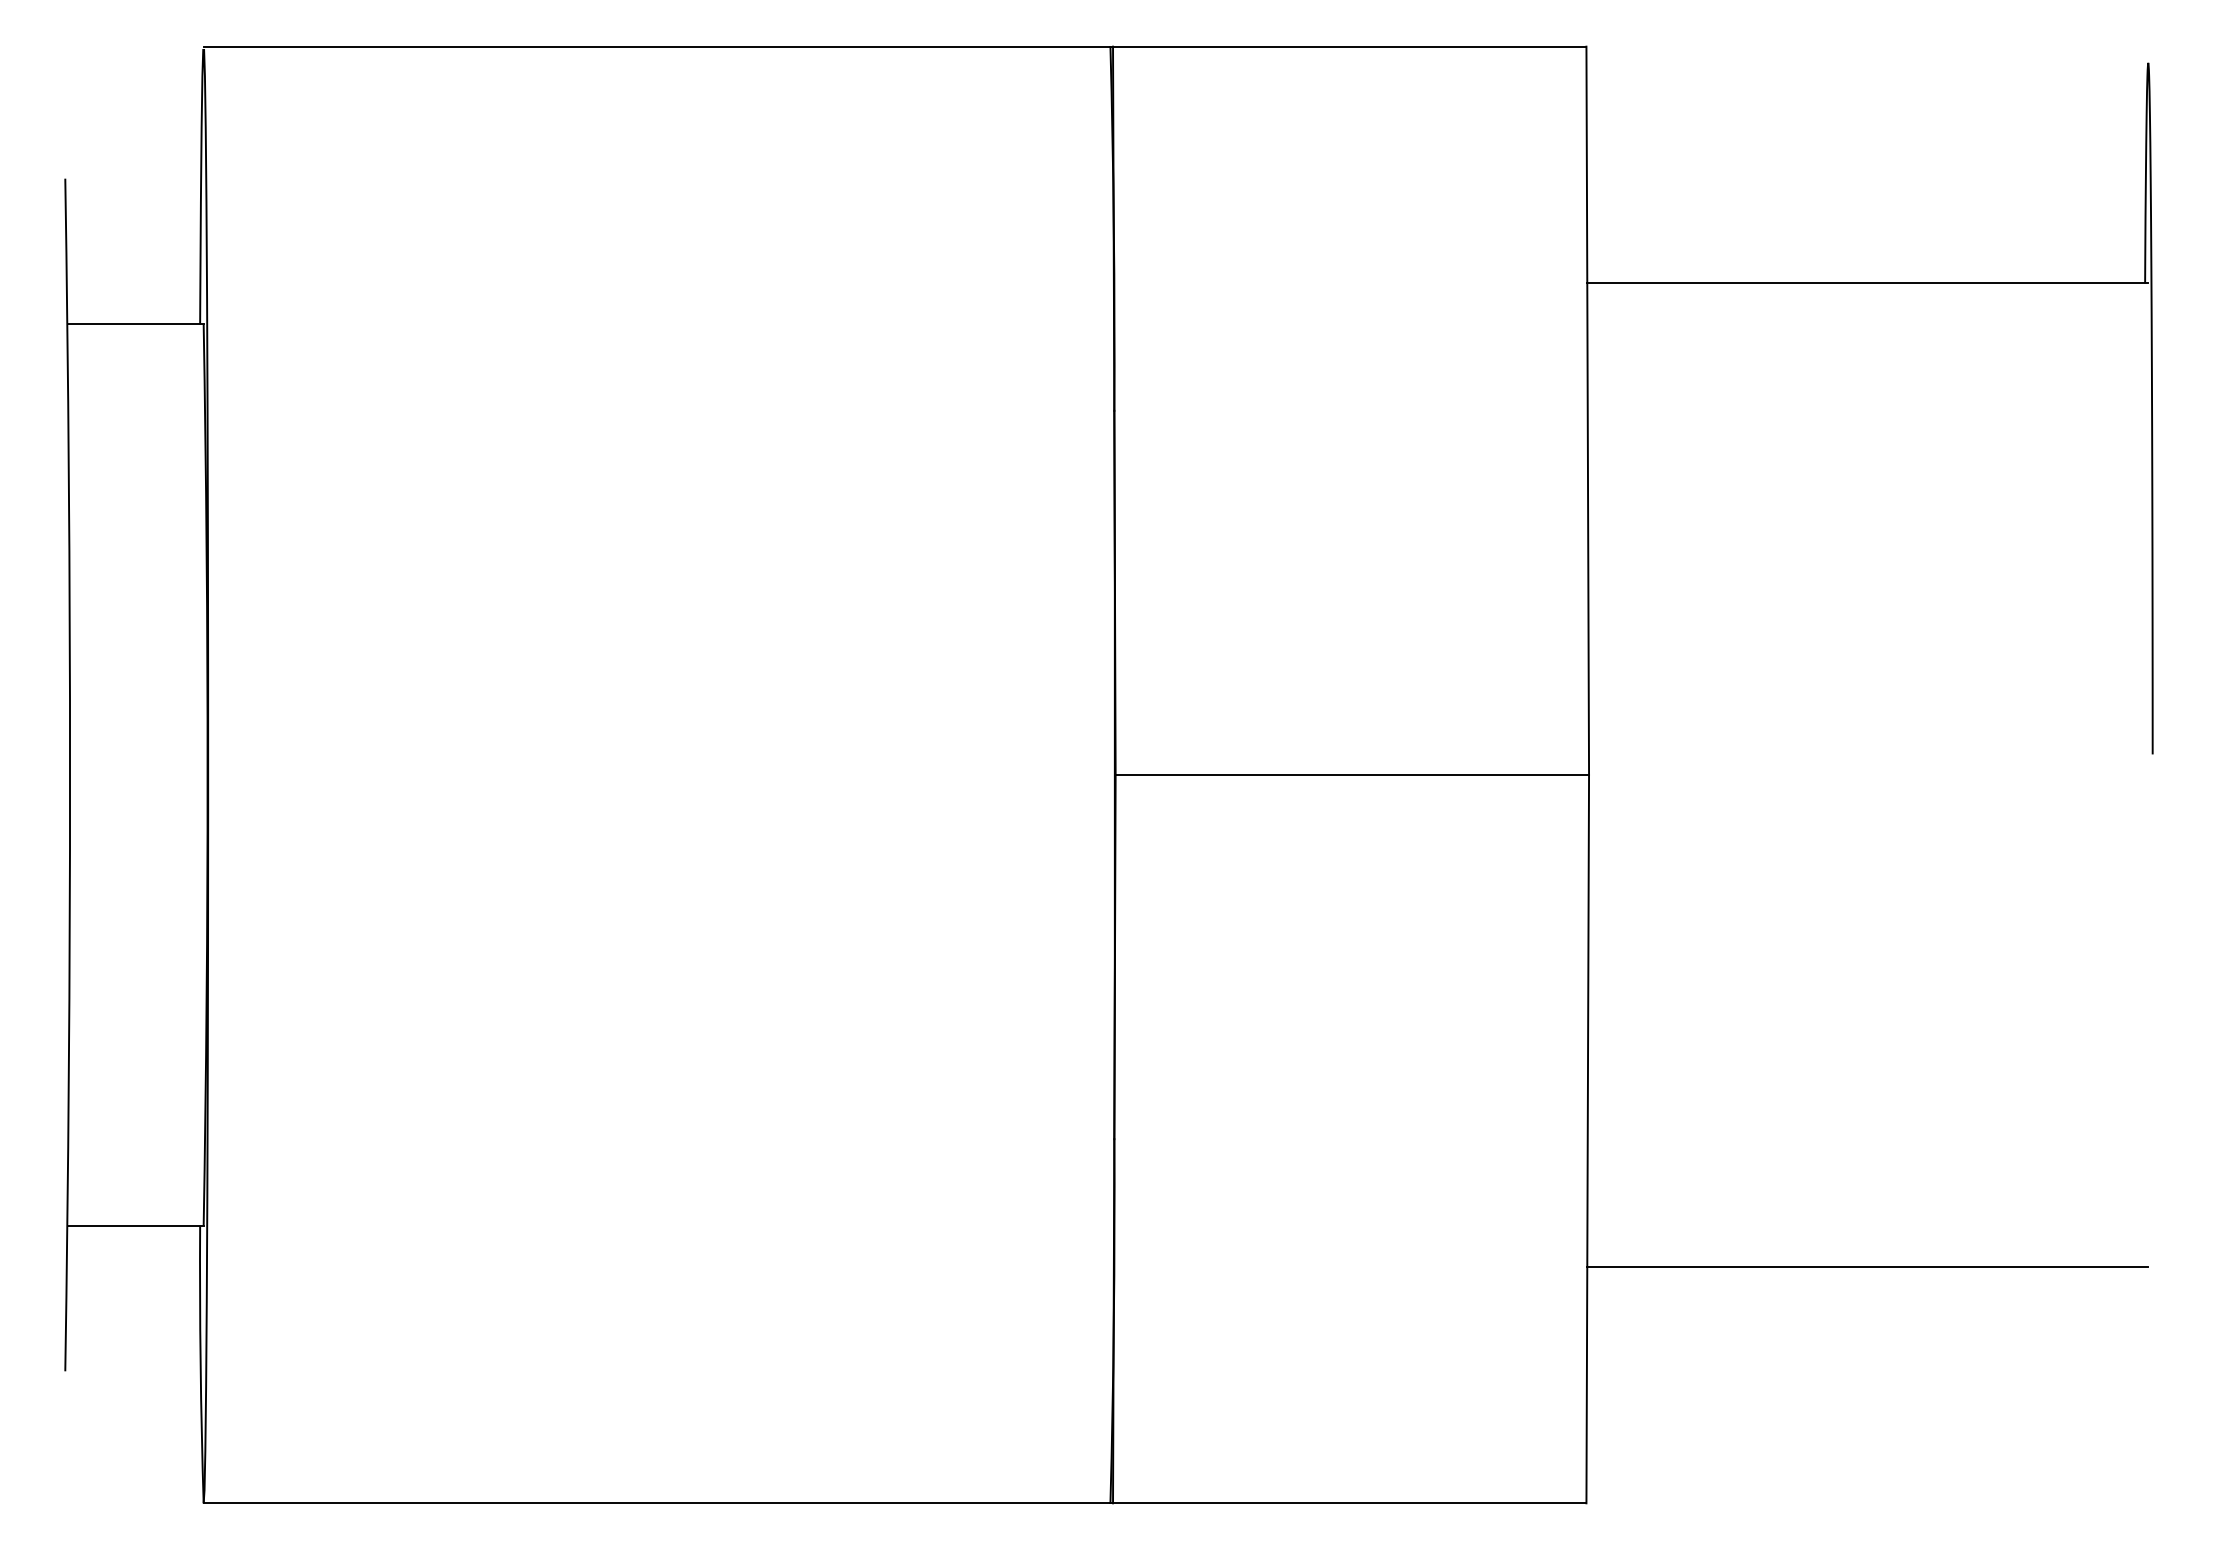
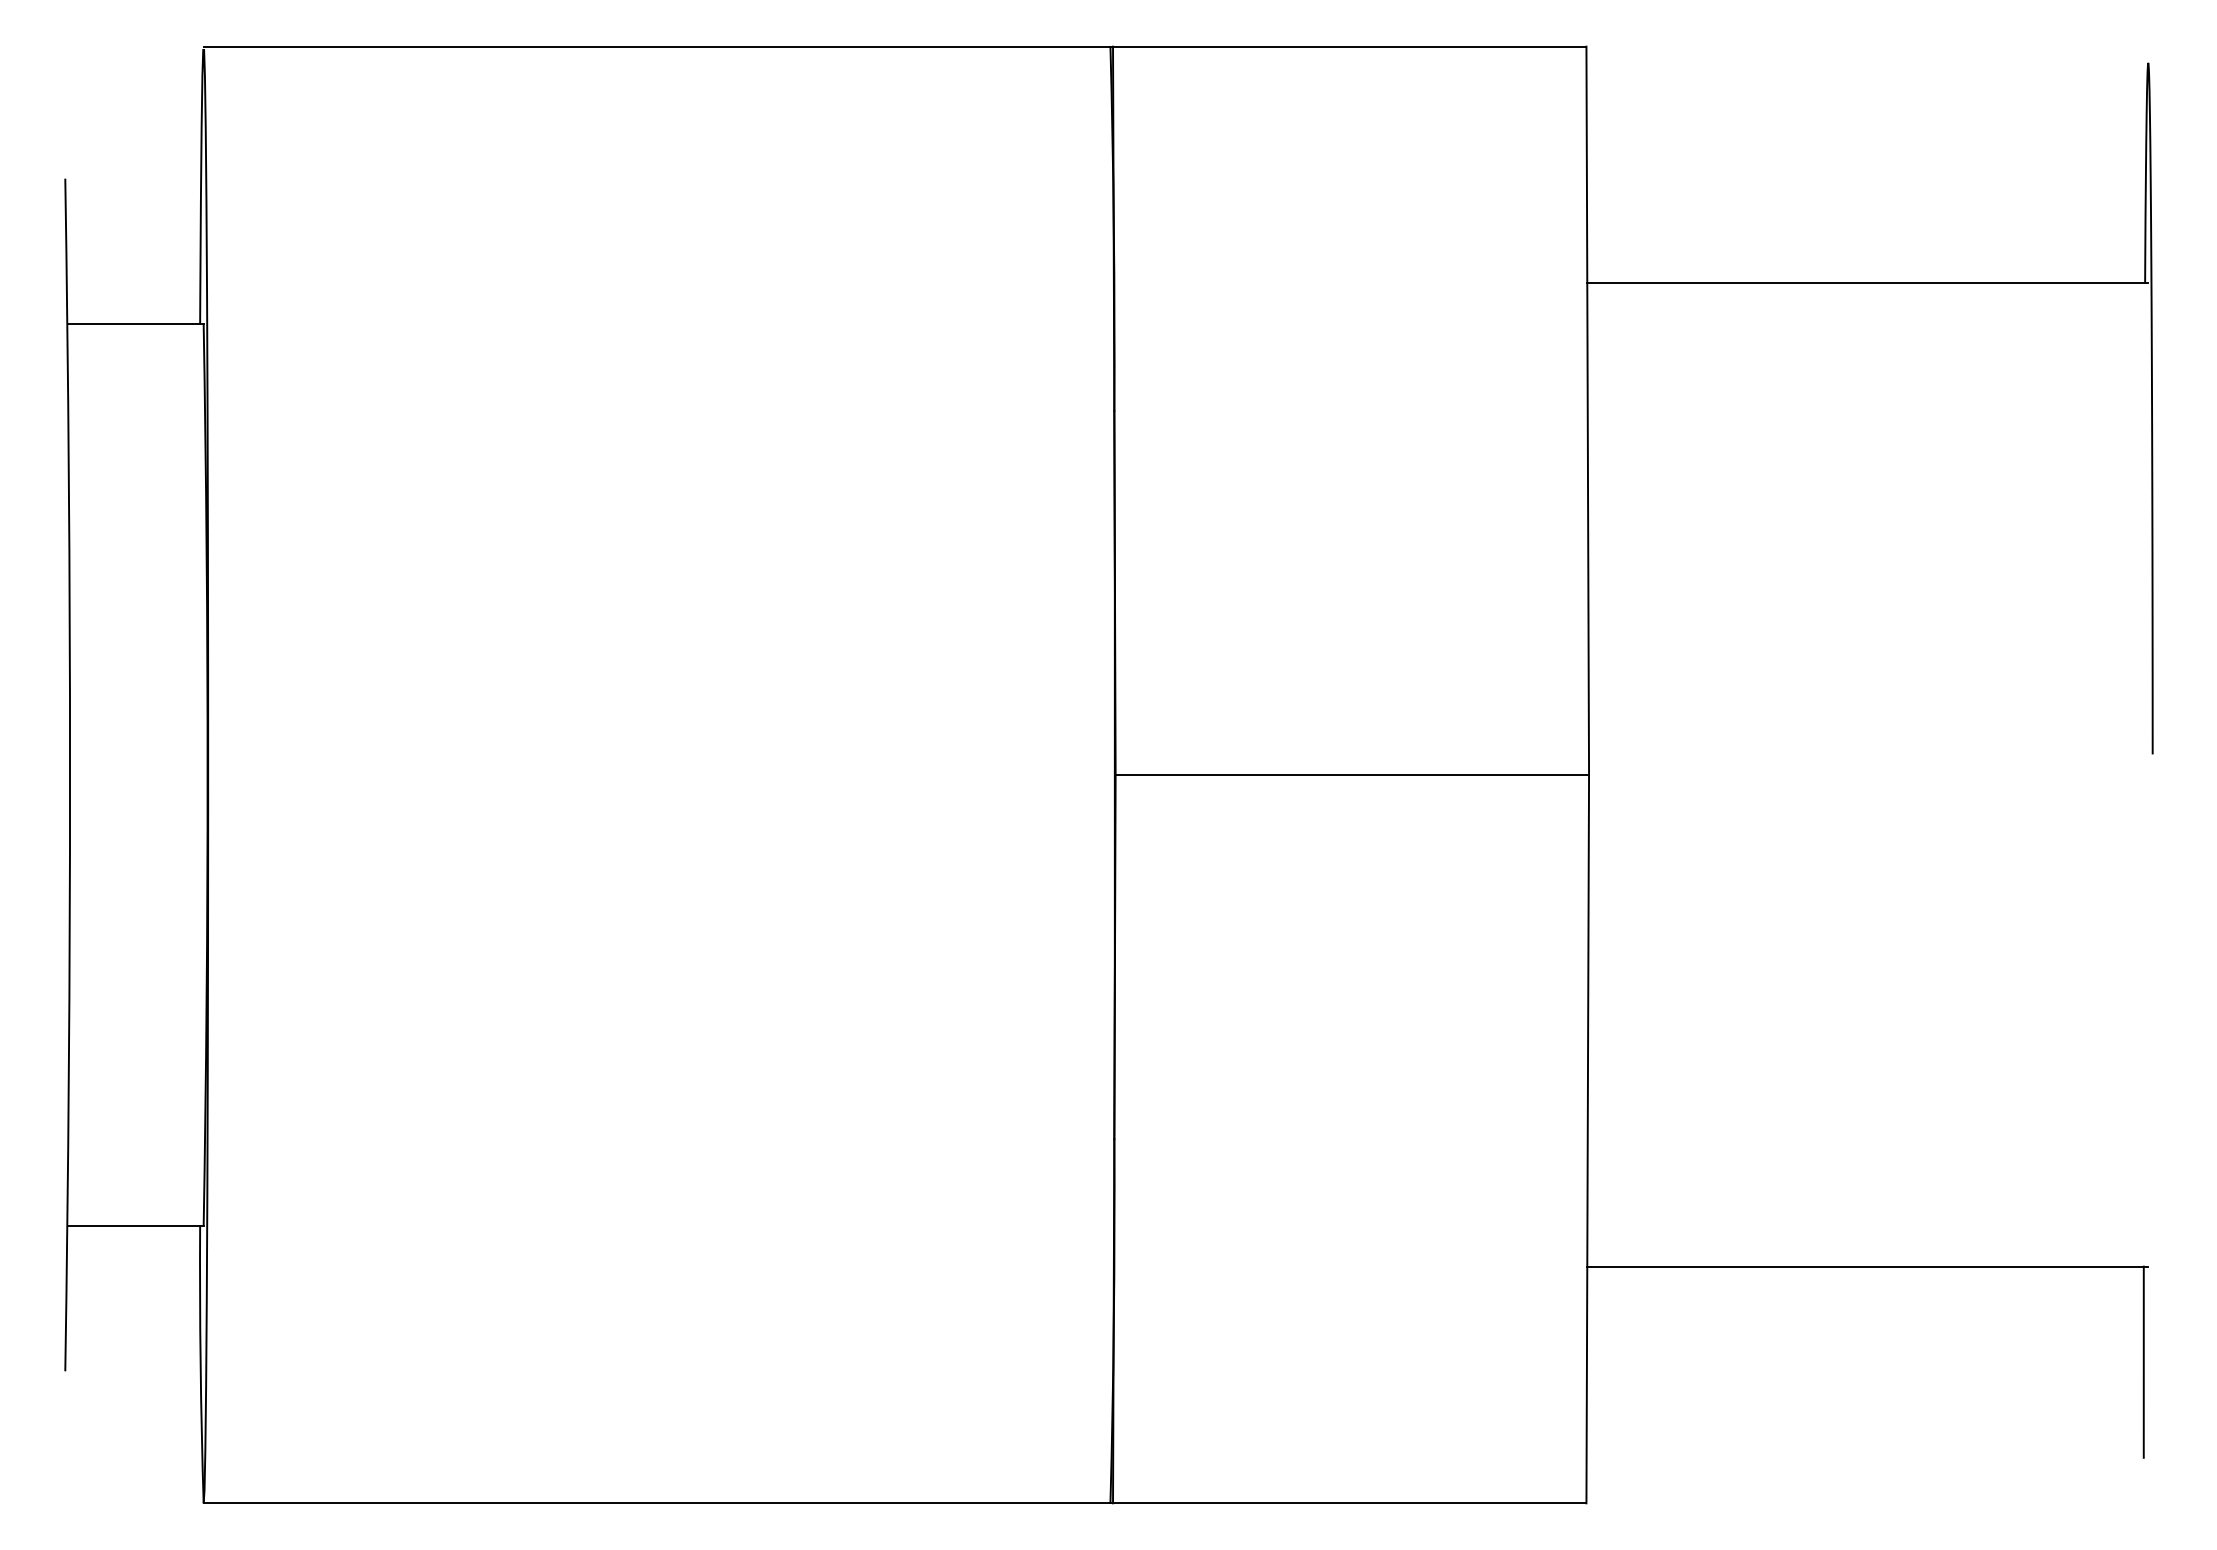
line: none -> present (2143, 1361)
